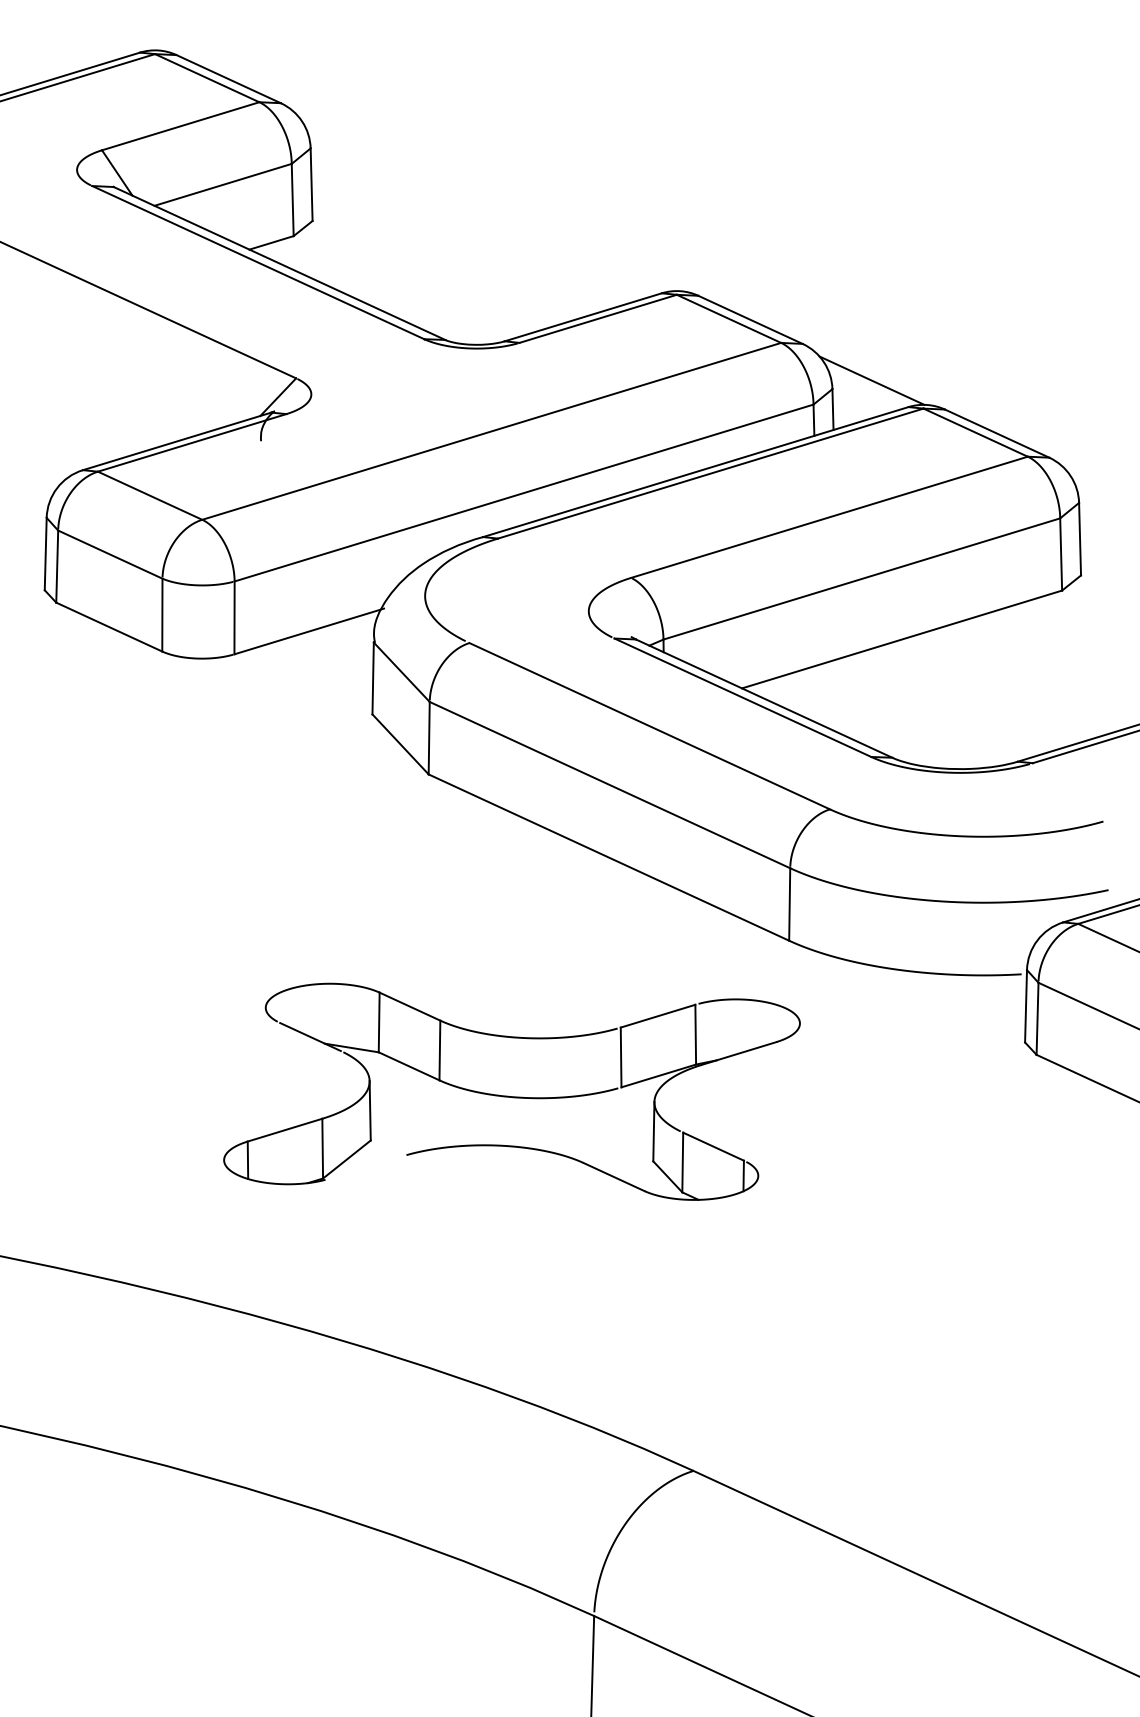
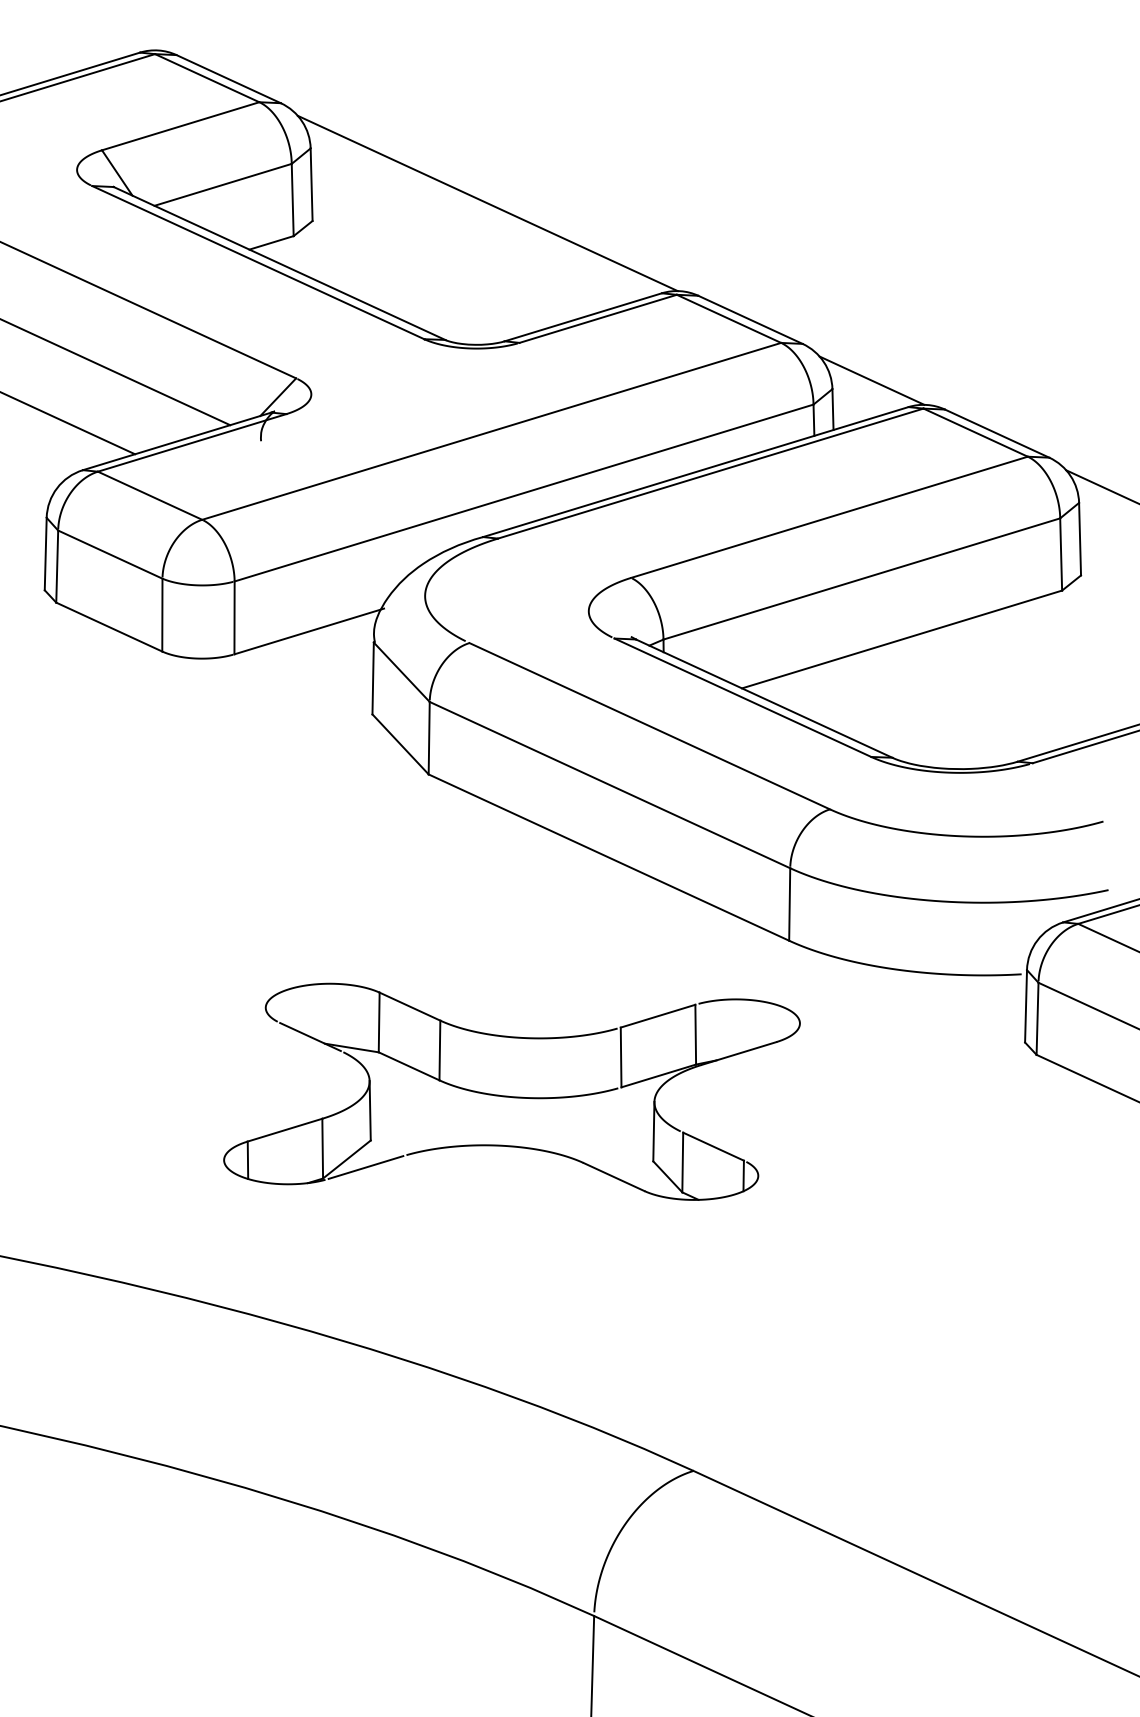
line: none -> present (487, 203)
line: none -> present (116, 372)
line: none -> present (68, 423)
line: none -> present (1101, 486)
line: none -> present (365, 1167)
